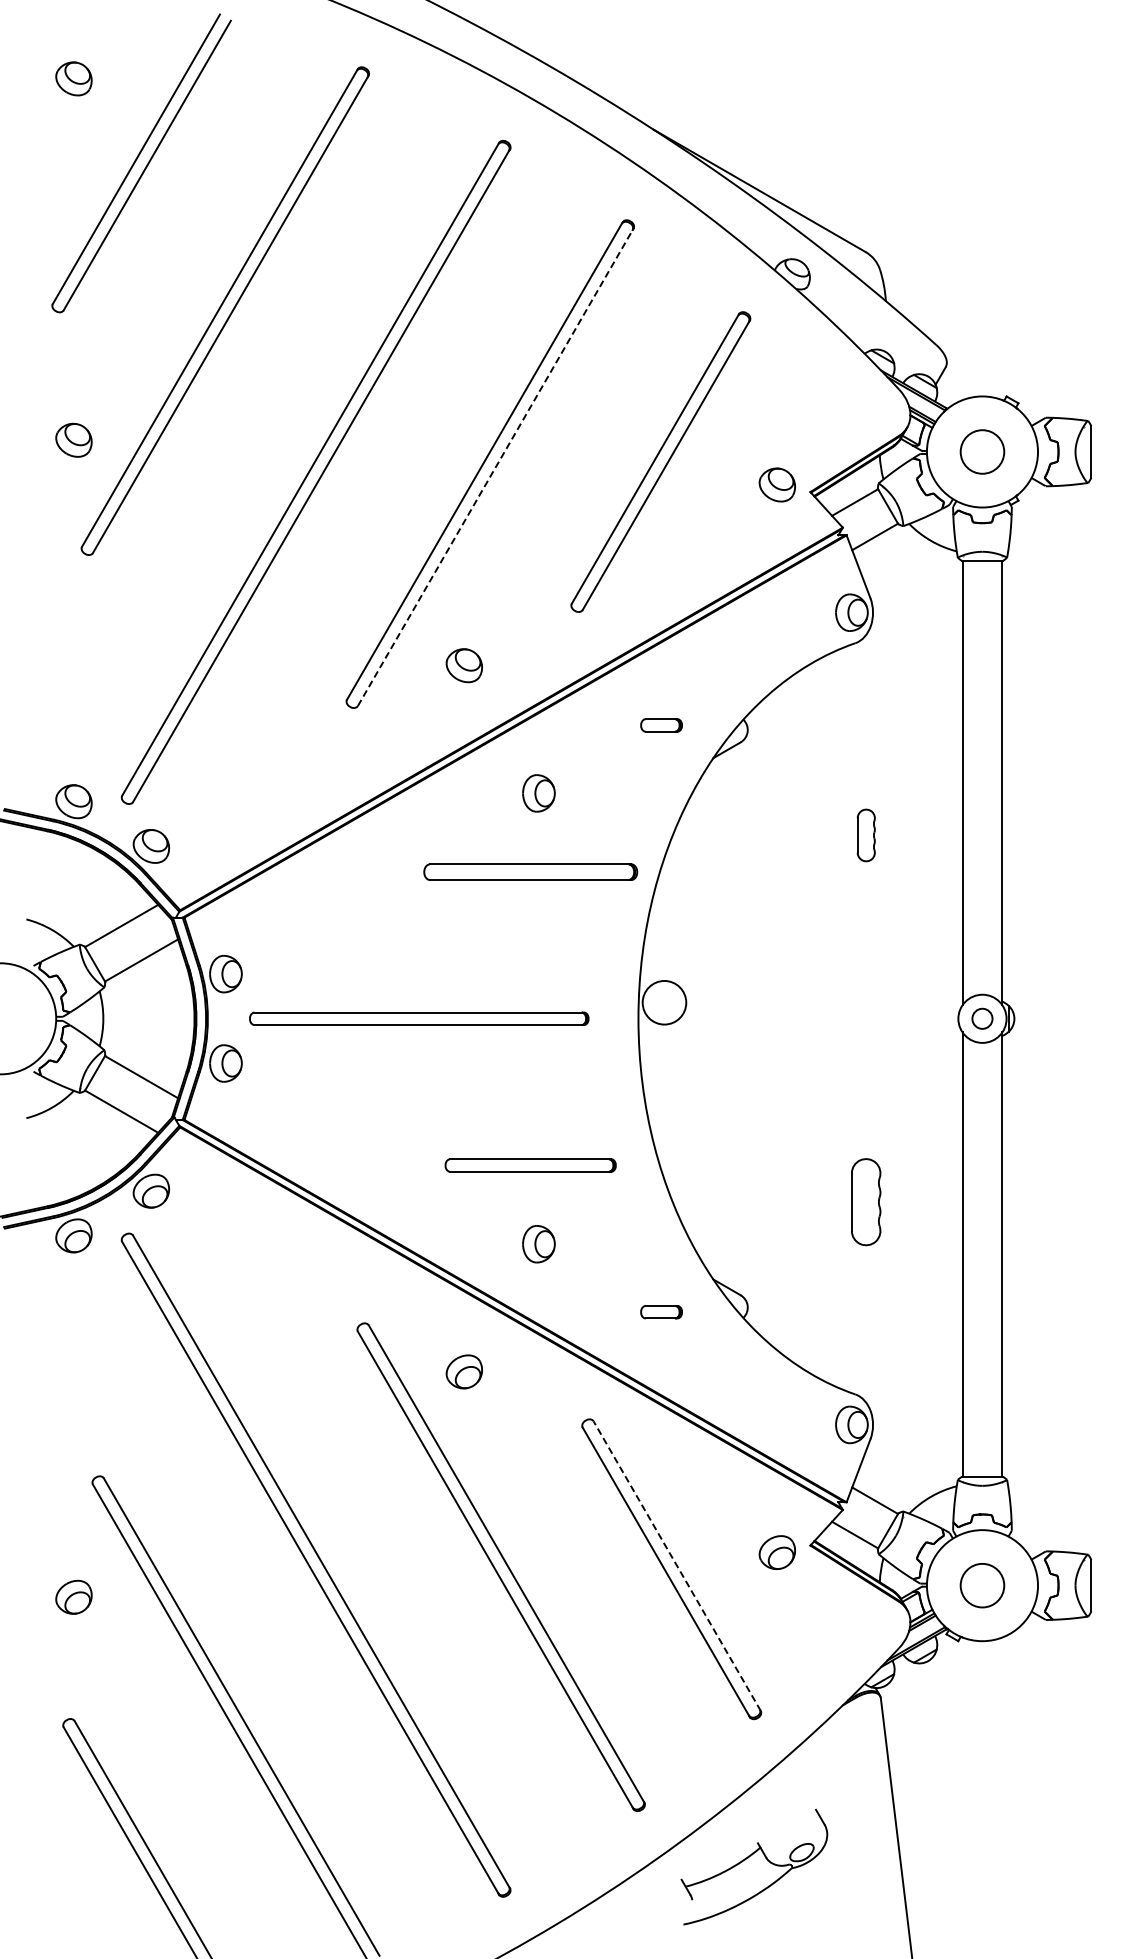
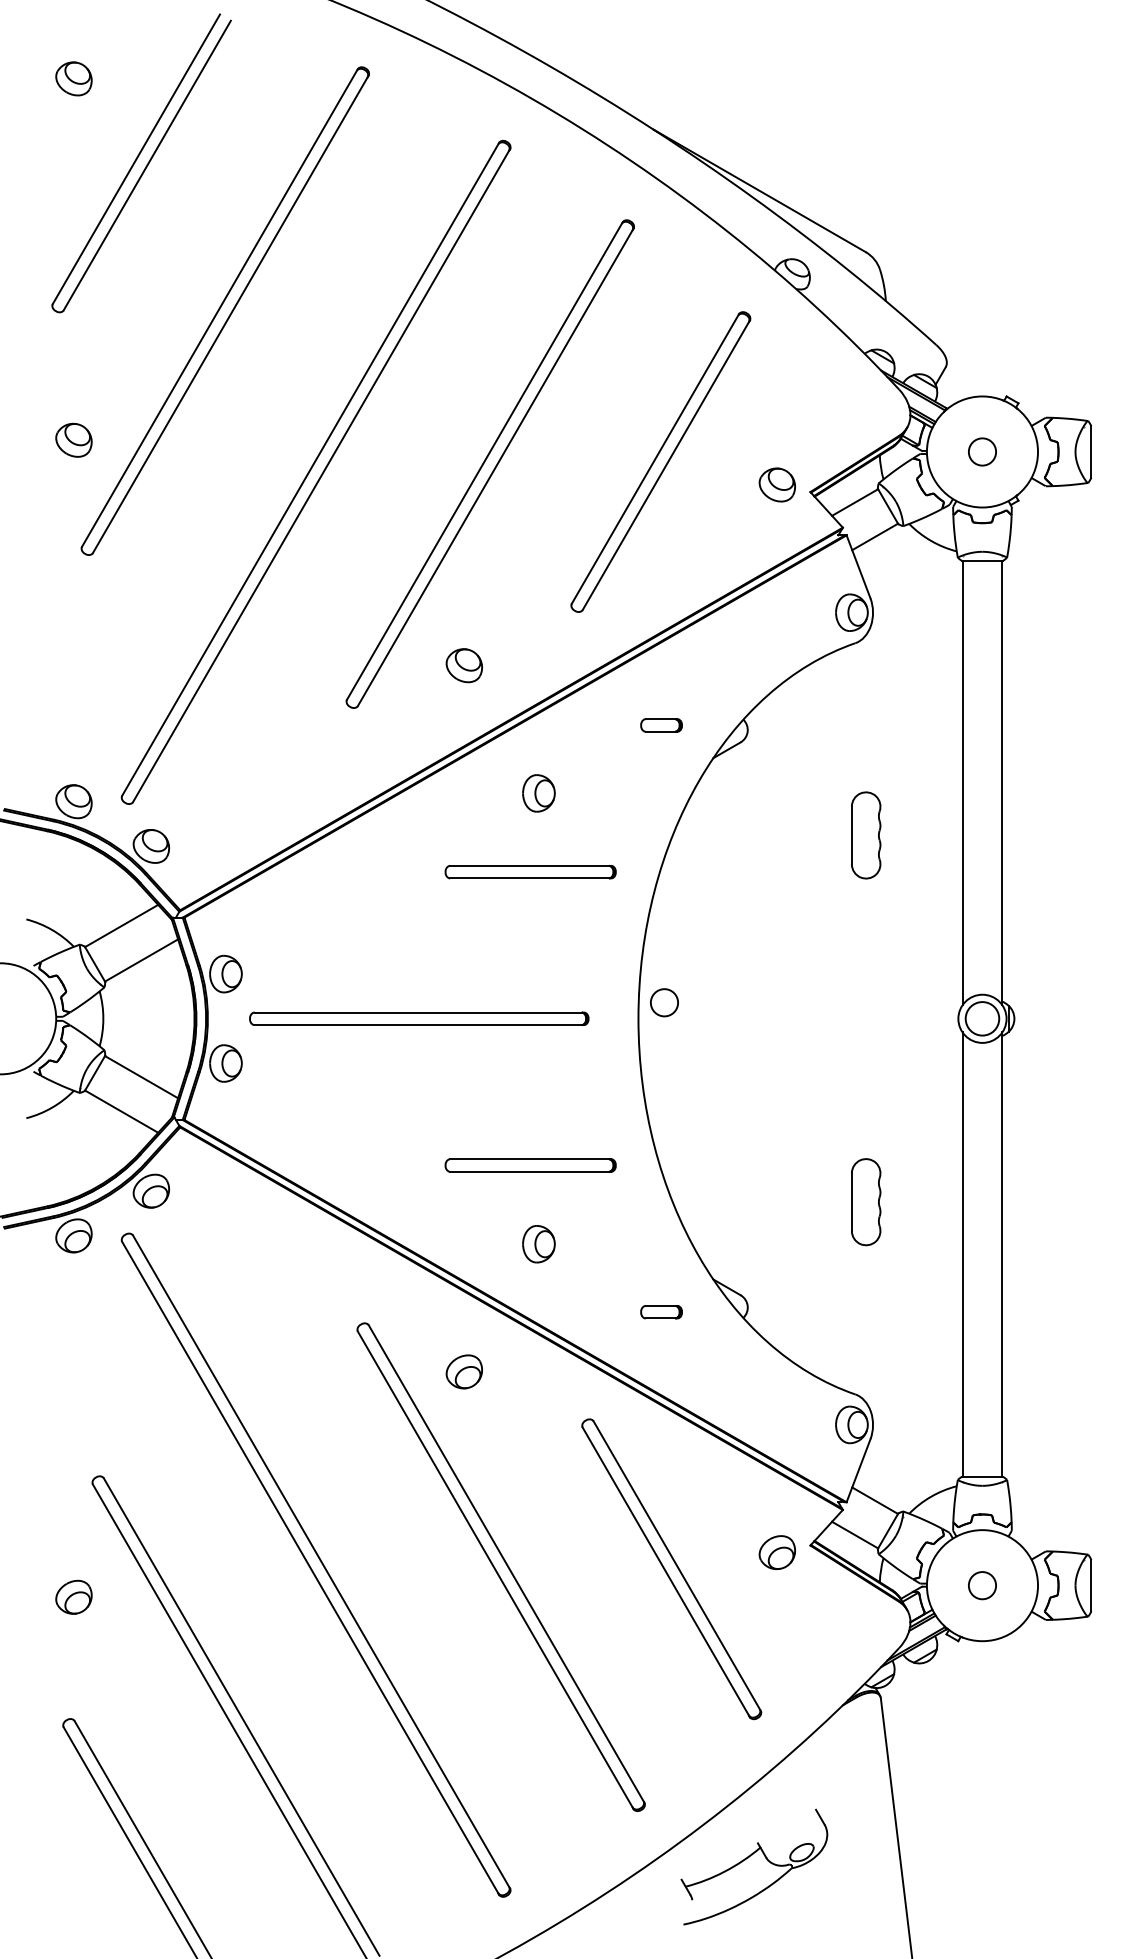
circle diameter: 44 px -> 27 px (982, 451)
line: dashed -> solid (495, 467)
part size: 20x55 px -> 31x89 px (866, 835)
part size: 216x18 px -> 173x16 px (530, 871)
circle diameter: 44 px -> 27 px (664, 1002)
circle diameter: 20 px -> 34 px (982, 1018)
line: dashed -> solid (676, 1565)
circle diameter: 44 px -> 27 px (982, 1585)
